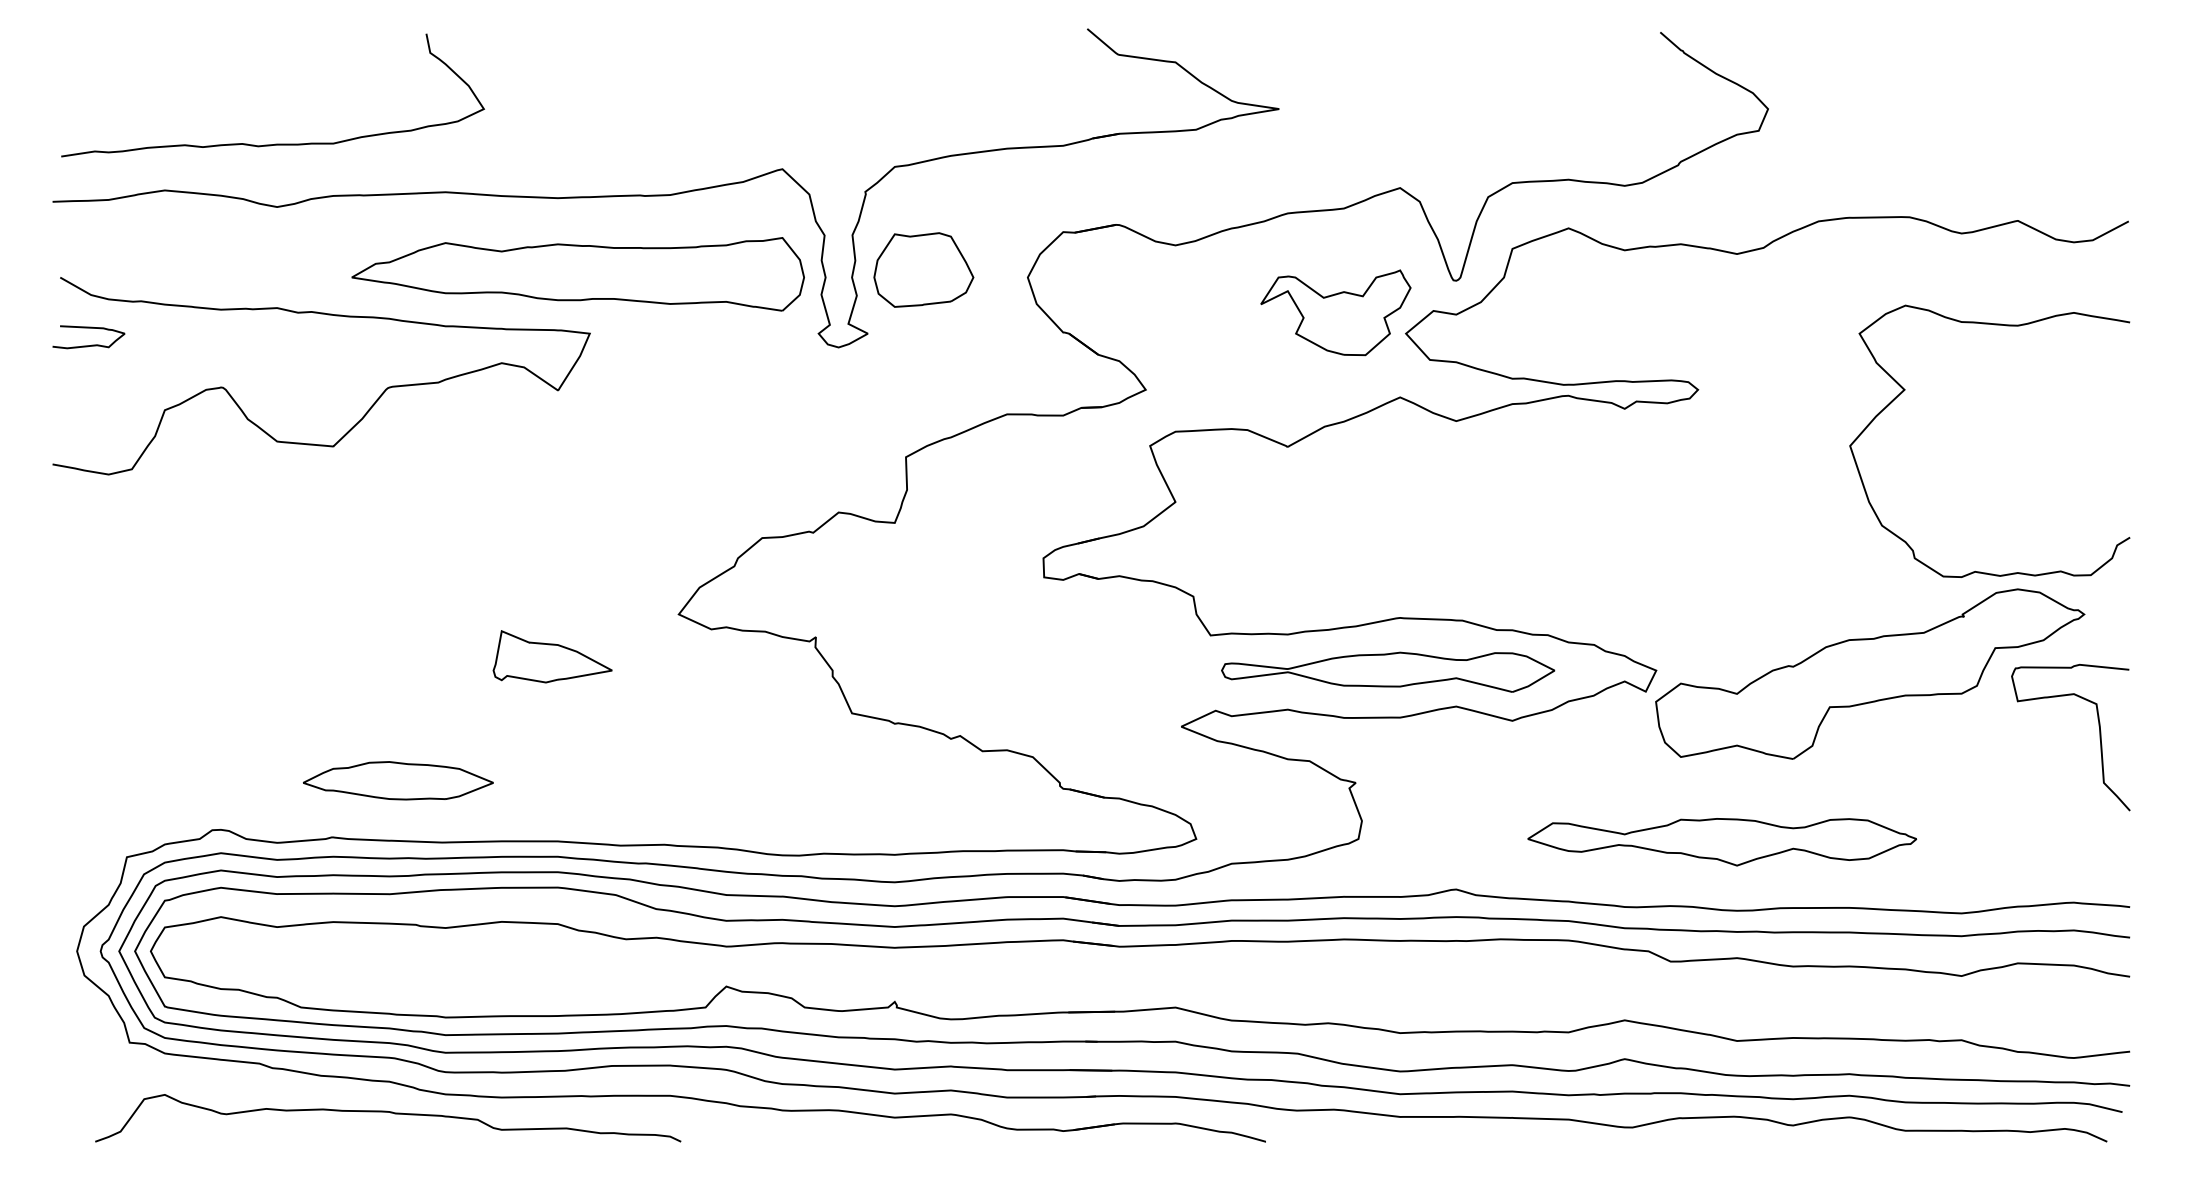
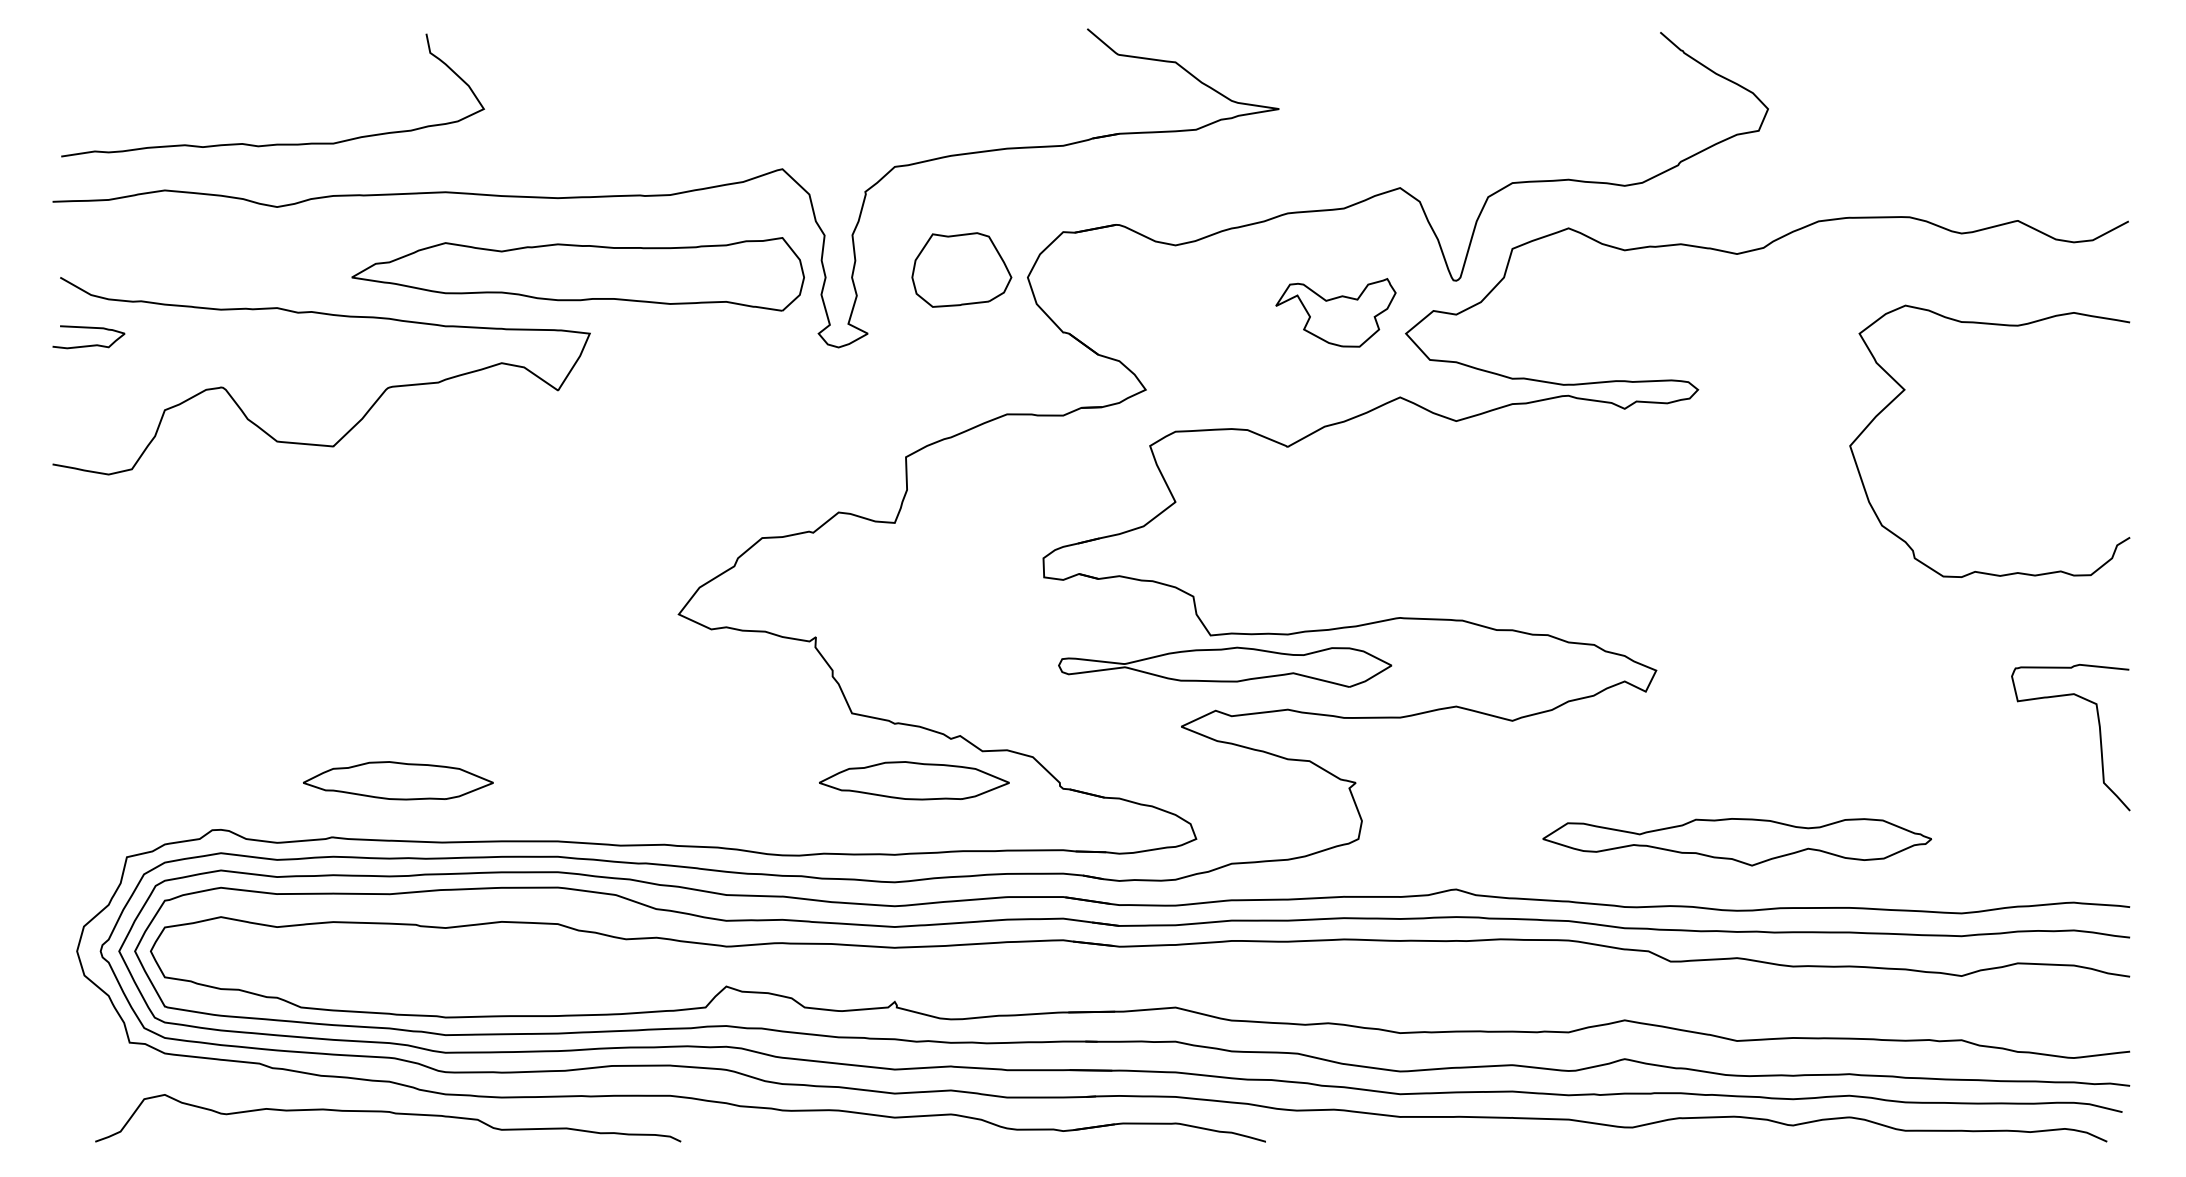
part position: (923, 269) -> (961, 269) (961, 269)
part size: 152x88 px -> 122x70 px (1335, 312)
part: present -> none (552, 656)
part position: (1388, 671) -> (1225, 666) (1225, 666)
part: present -> none (1870, 673)
part: none -> present (914, 780)
part position: (1722, 842) -> (1737, 842) (1737, 842)
